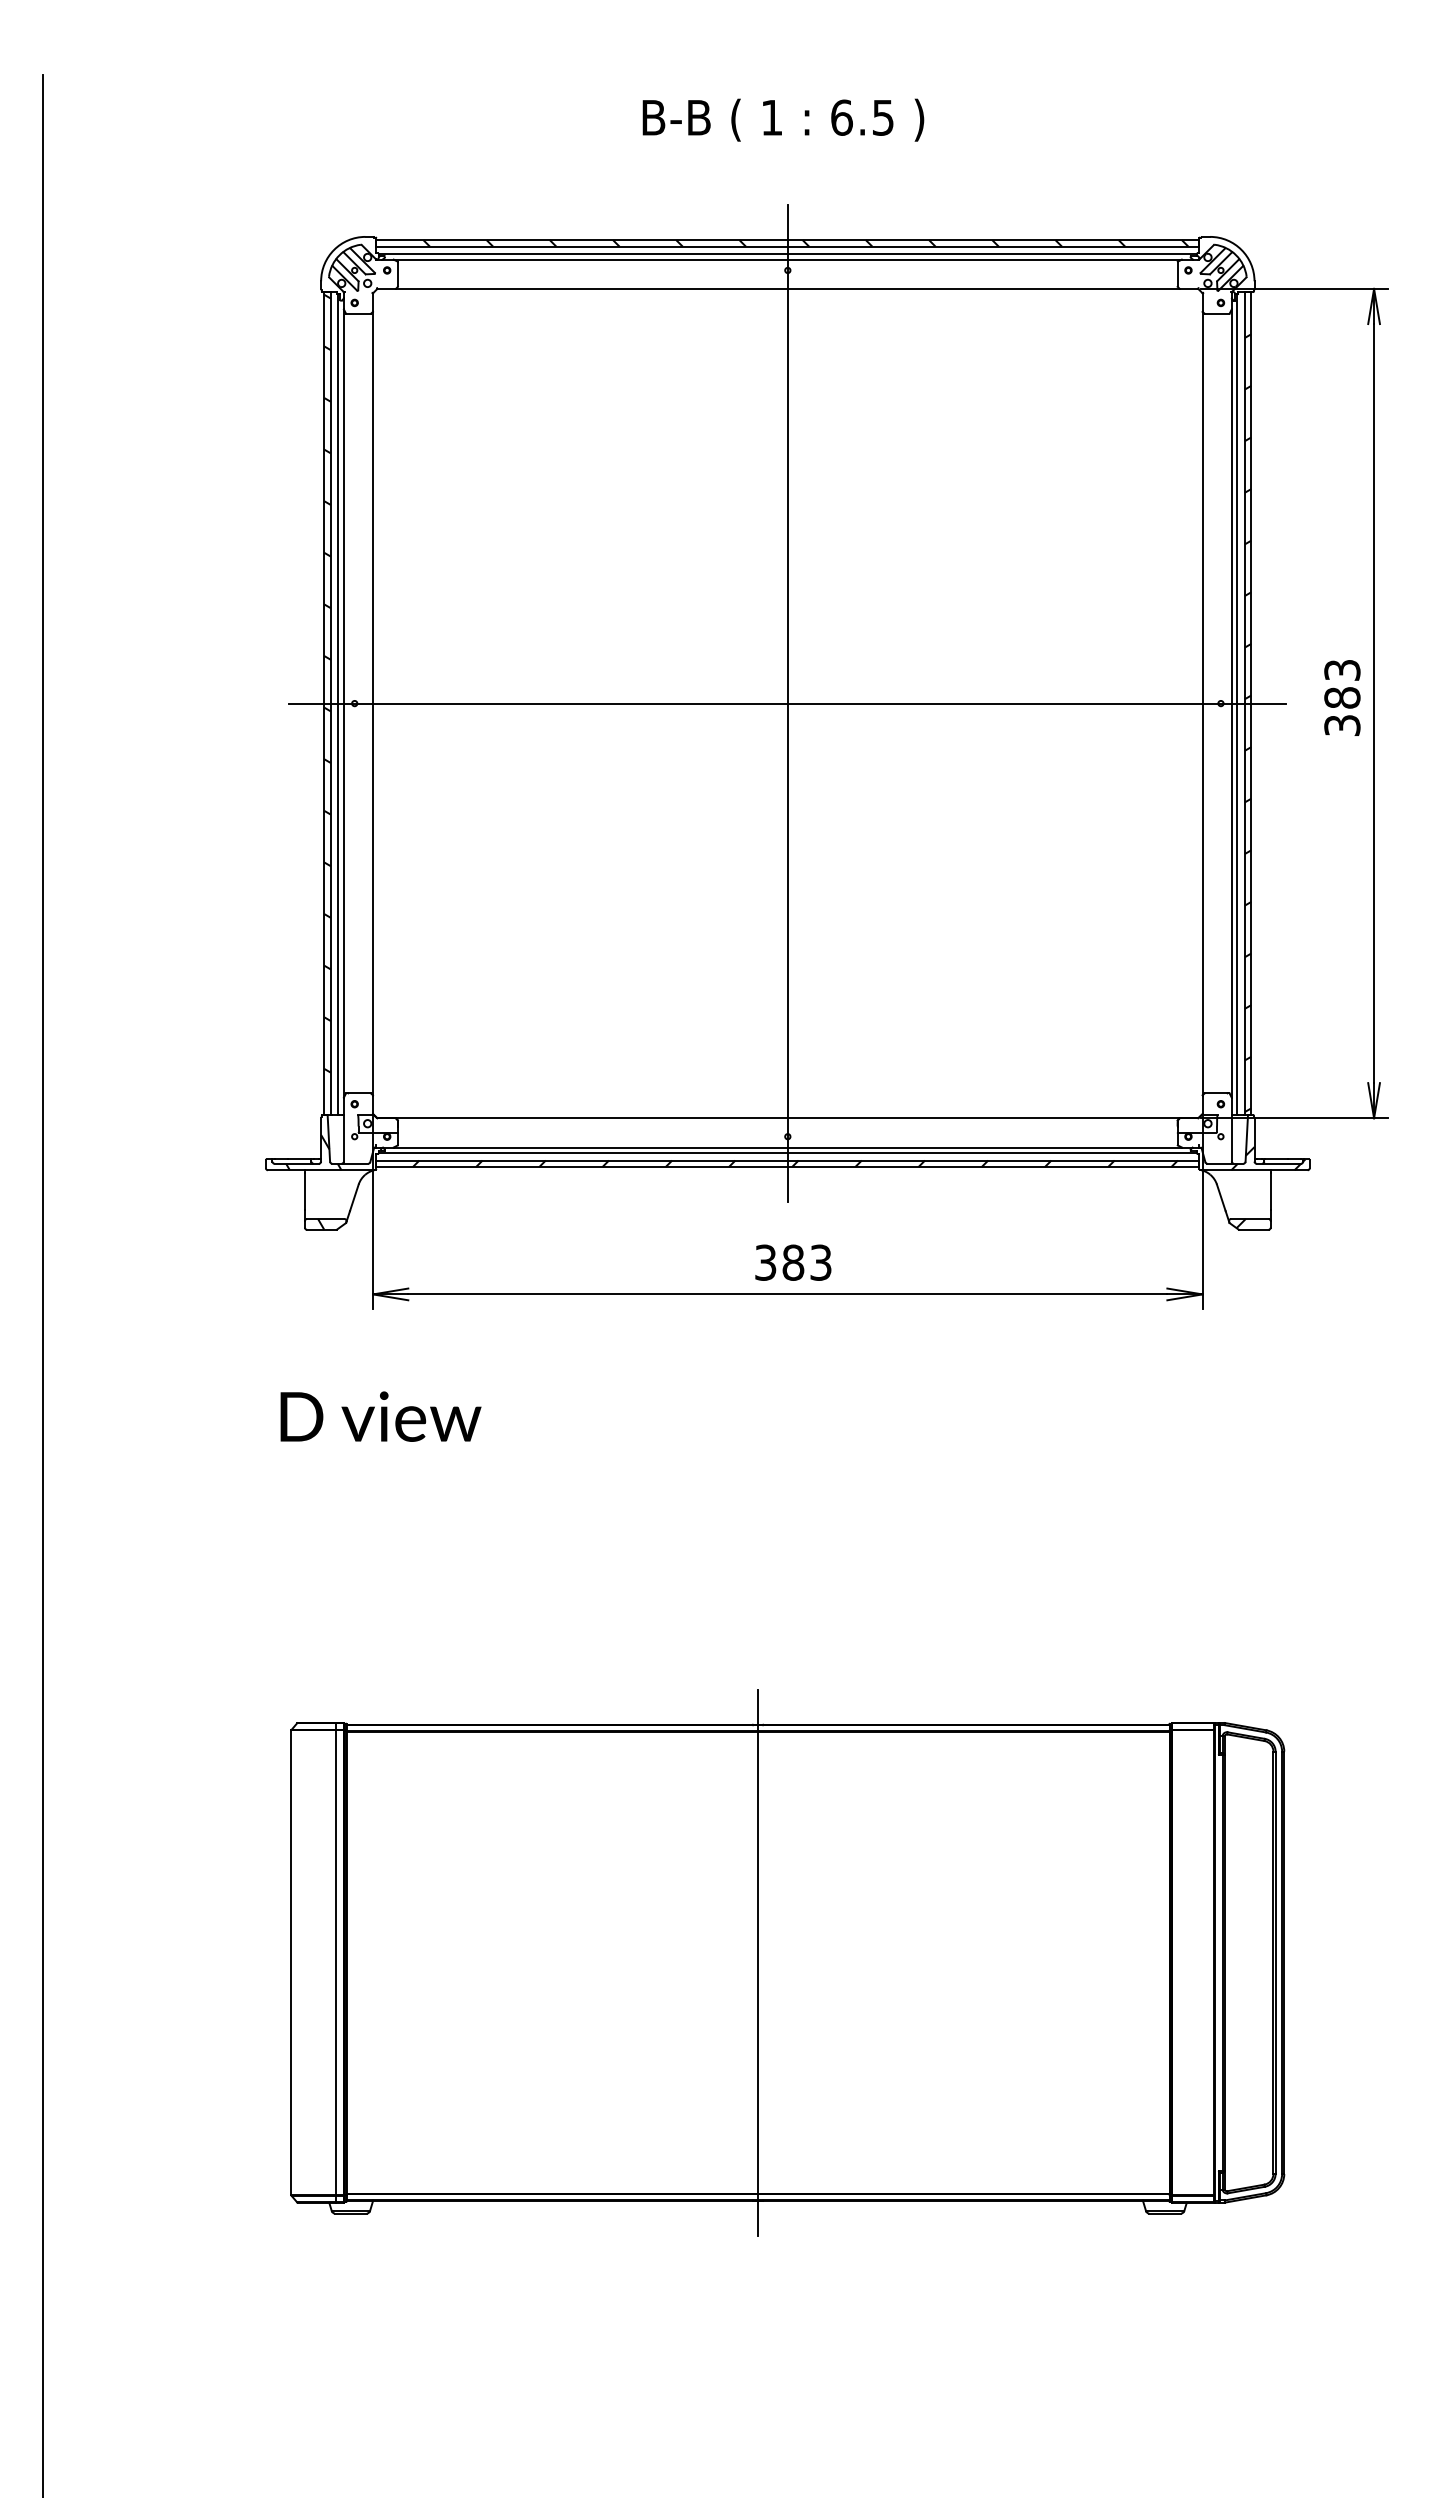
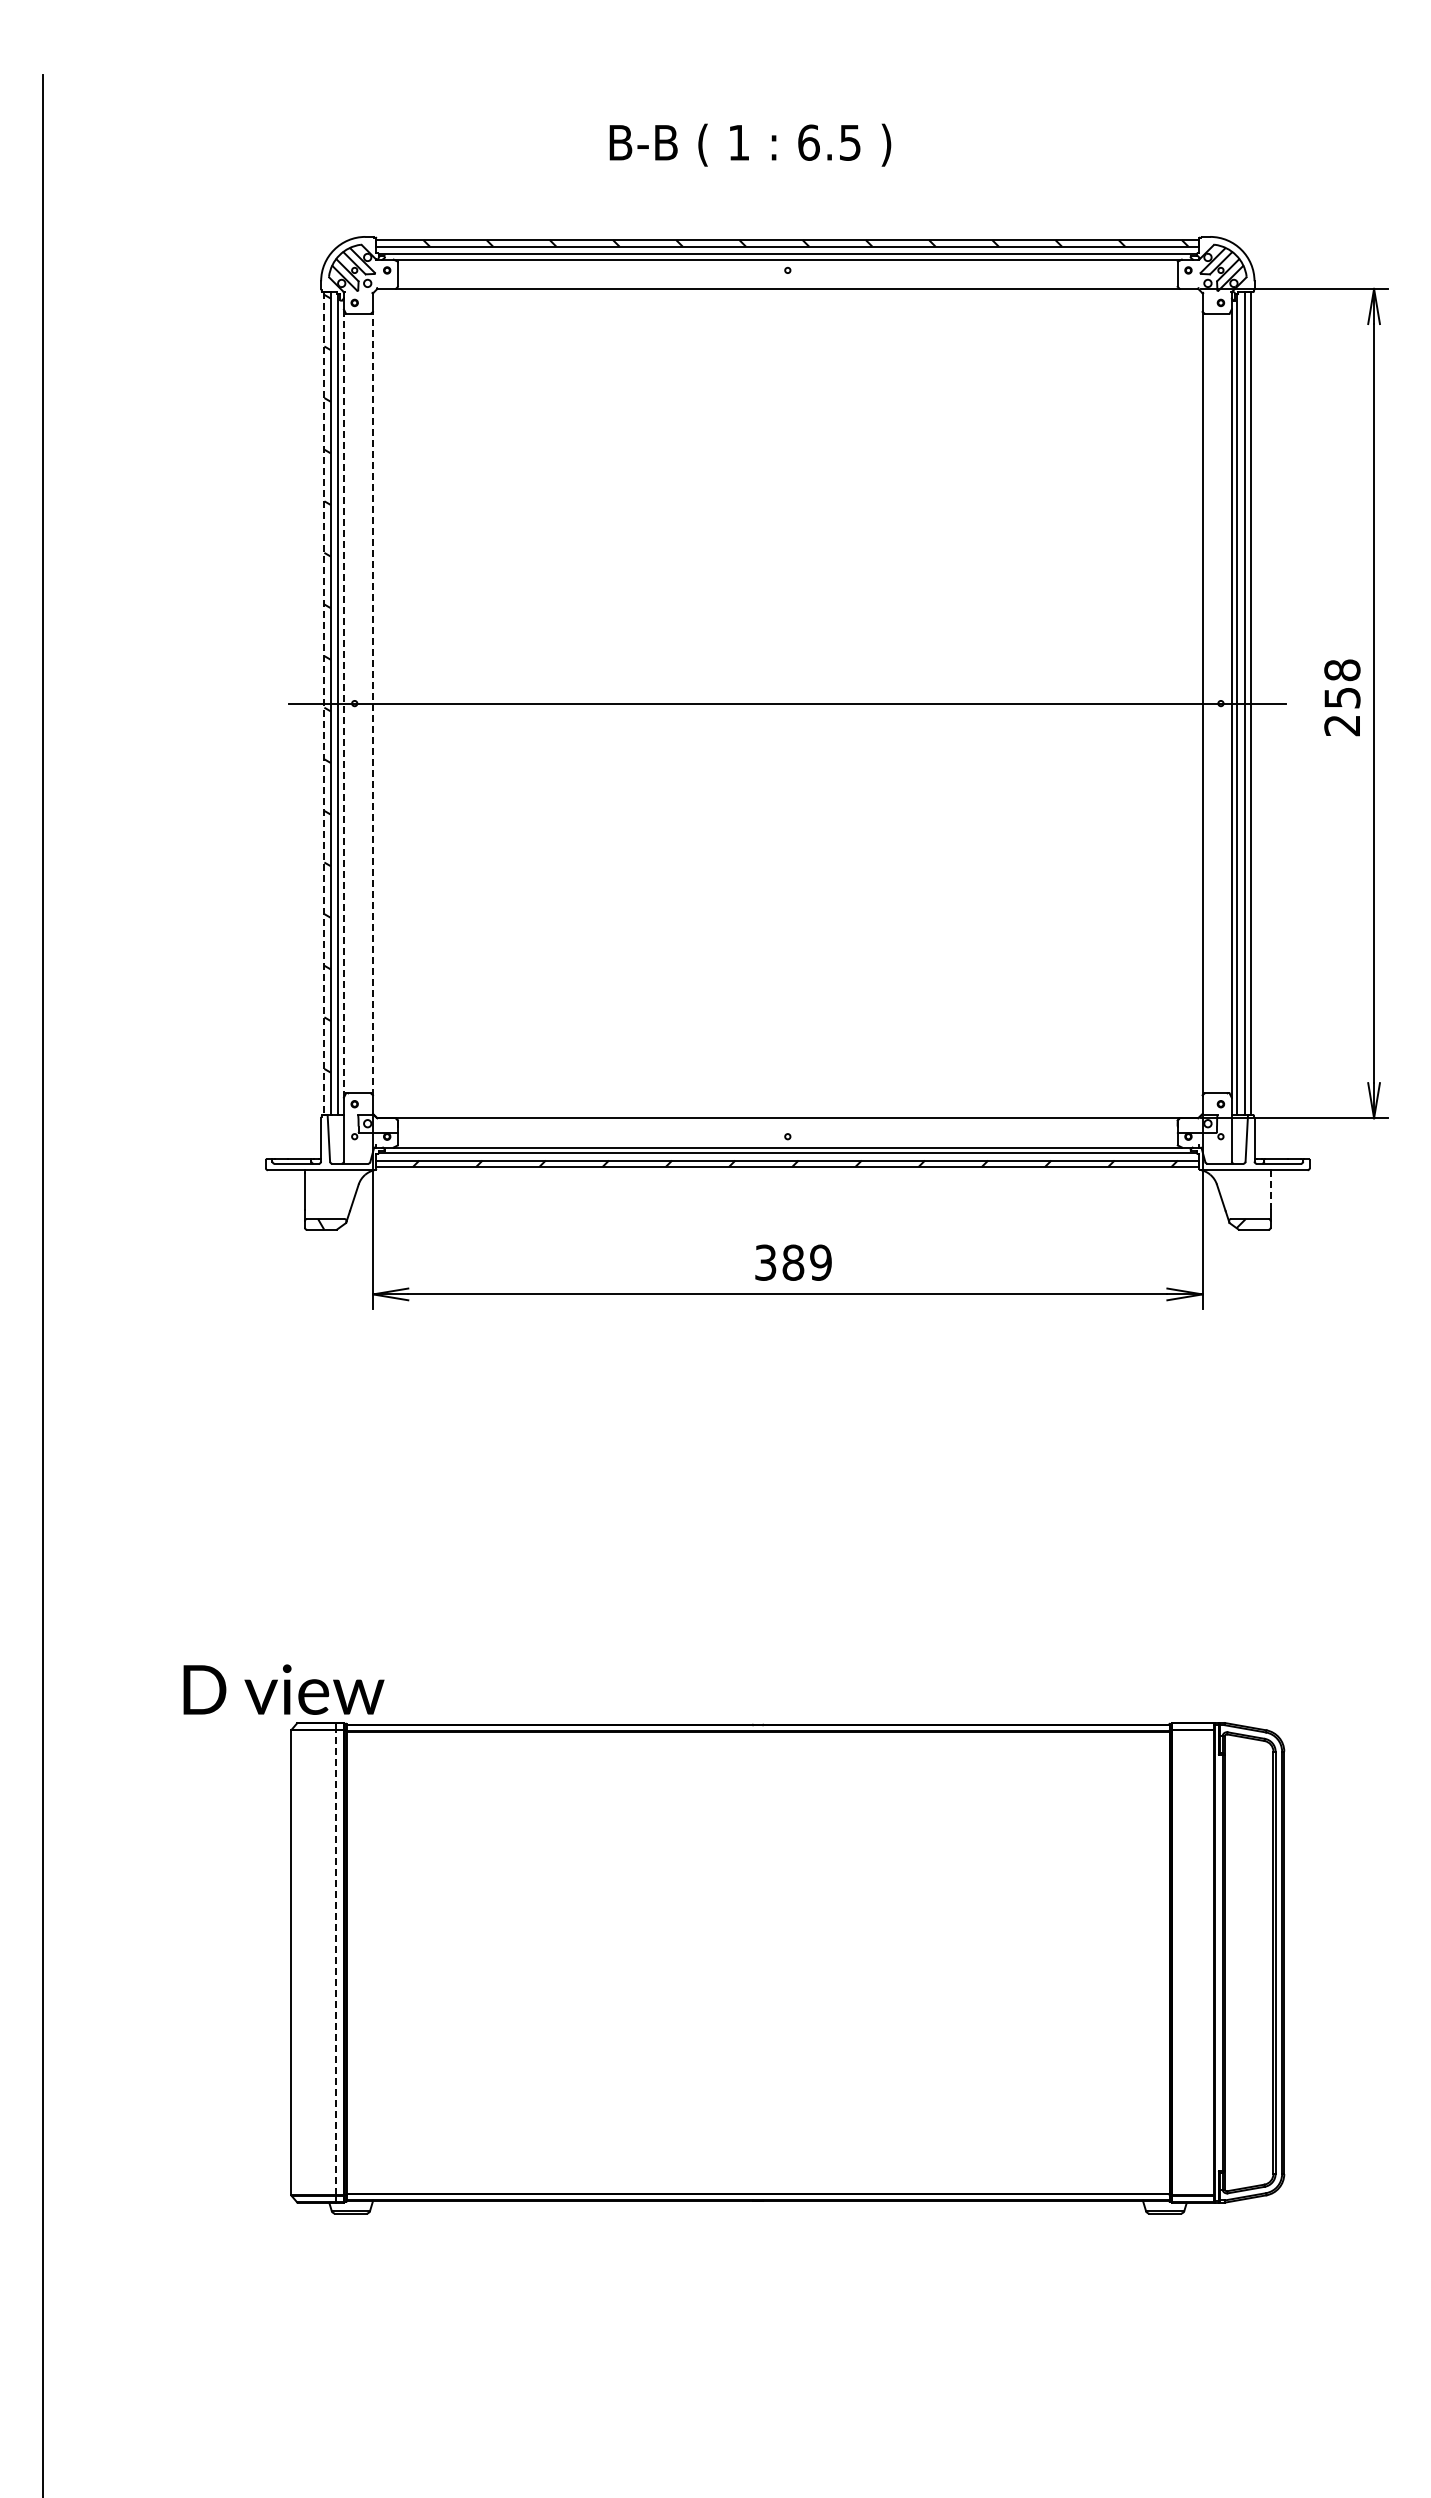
text position: (783, 119) -> (750, 144) (750, 144)
text: 383 -> 258 (1342, 697)
line: solid -> dashed (343, 703)
line: solid -> dashed (373, 703)
line: present -> none (787, 703)
line: solid -> dashed (324, 704)
hatch: present -> none (1247, 723)
hatch: present -> none (334, 1152)
hatch: present -> none (1268, 1158)
line: solid -> dashed (1270, 1191)
text: 383 -> 389 (820, 1262)
text position: (380, 1416) -> (283, 1689) (283, 1689)
line: solid -> dashed (335, 1962)
line: present -> none (758, 1962)
